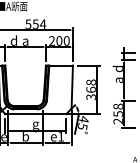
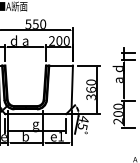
text: 554 -> 550 (42, 23)
text: 368 -> 360 (91, 82)
text: 258 -> 200 (117, 109)
